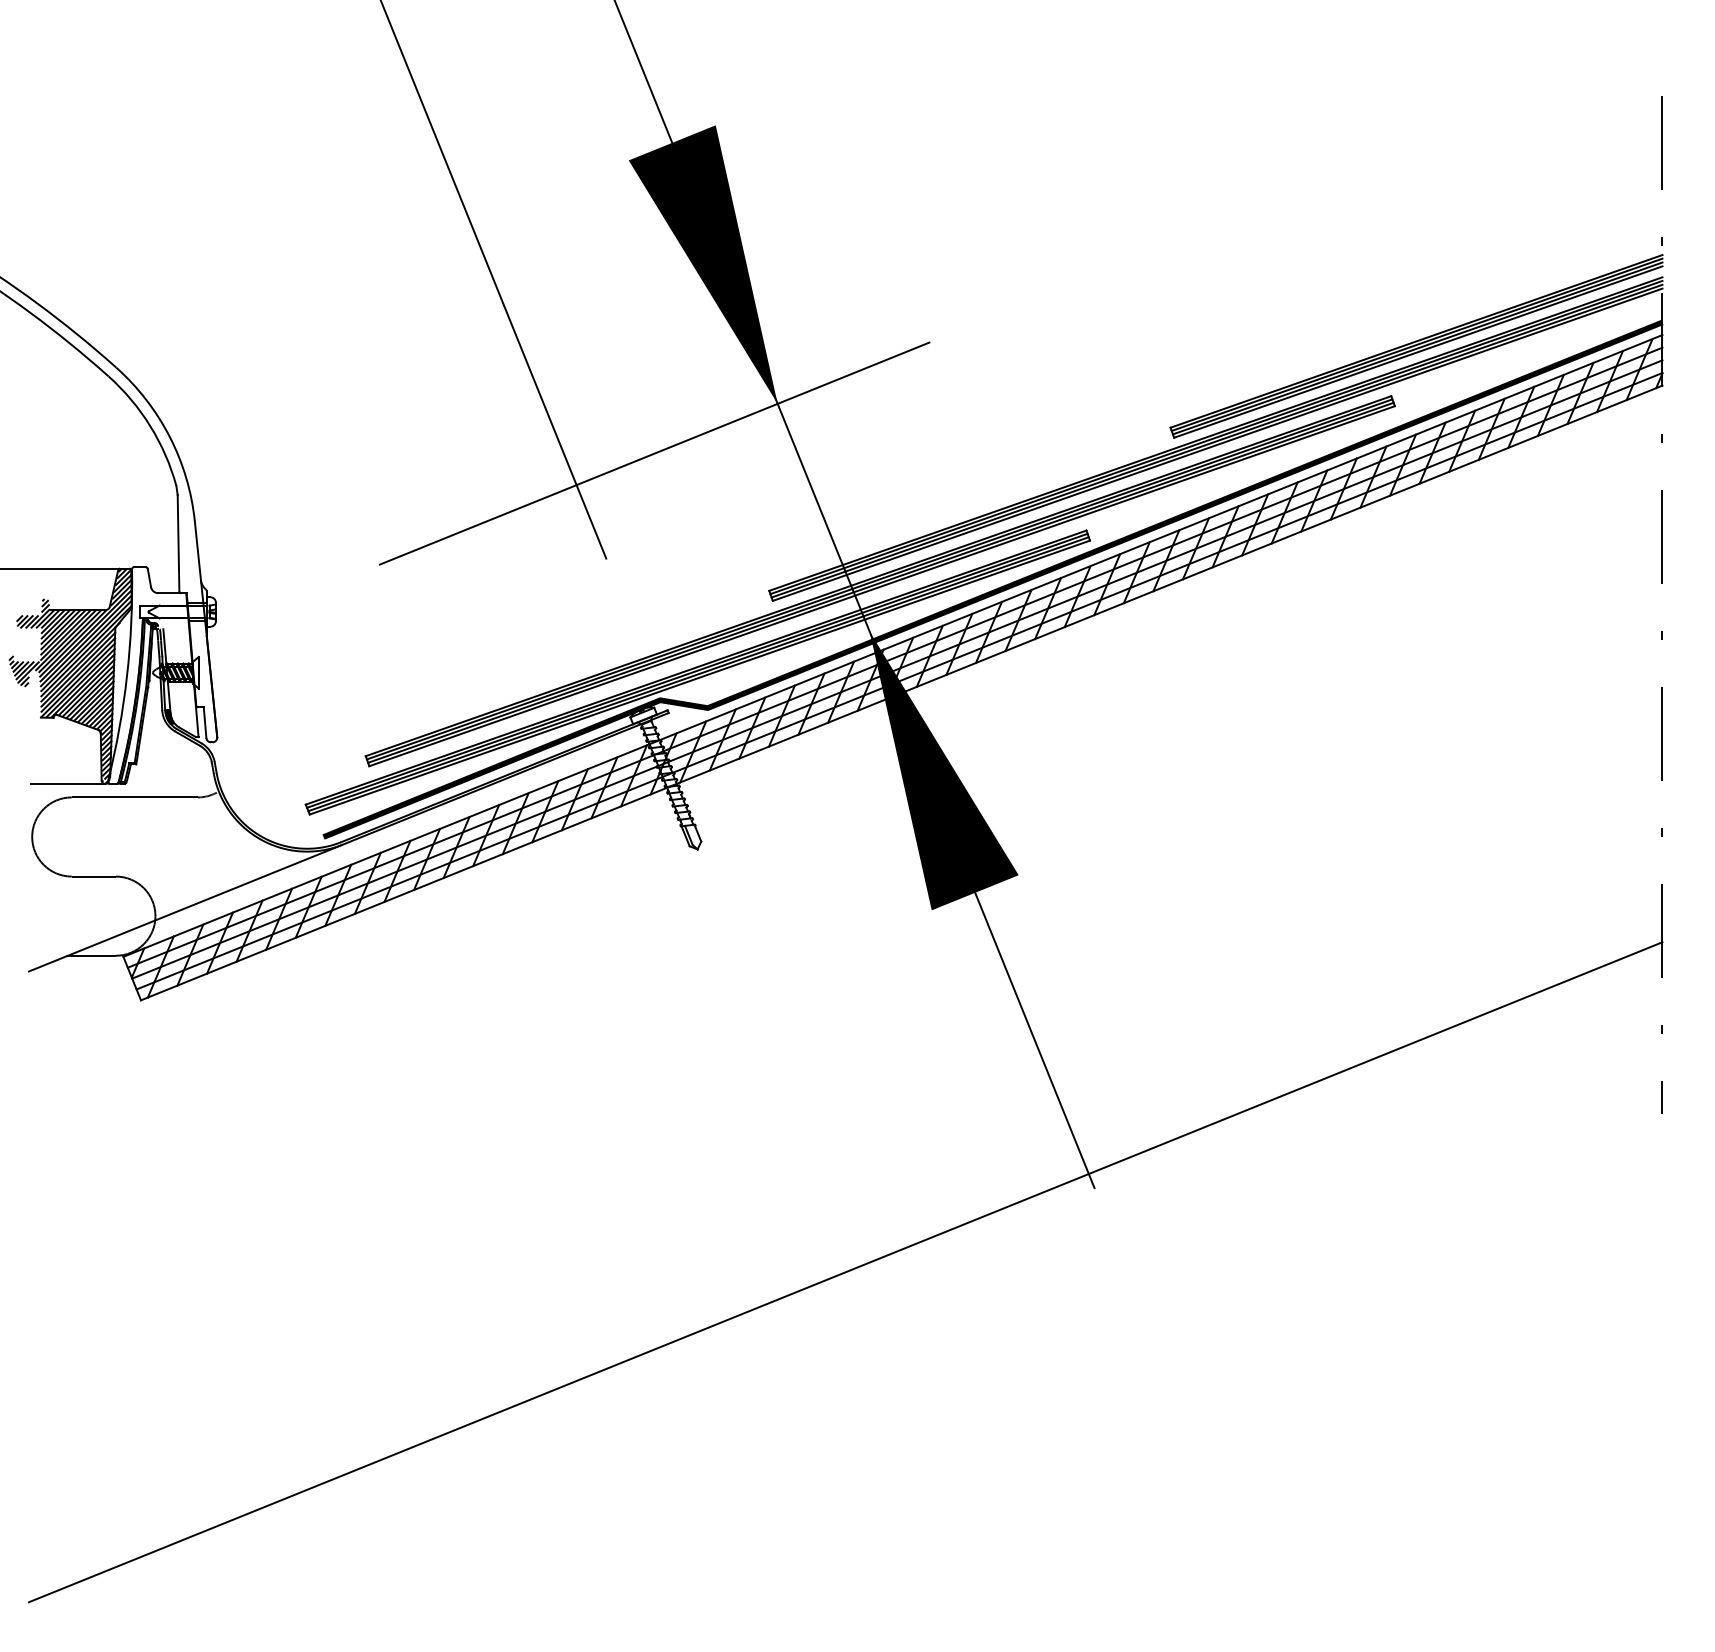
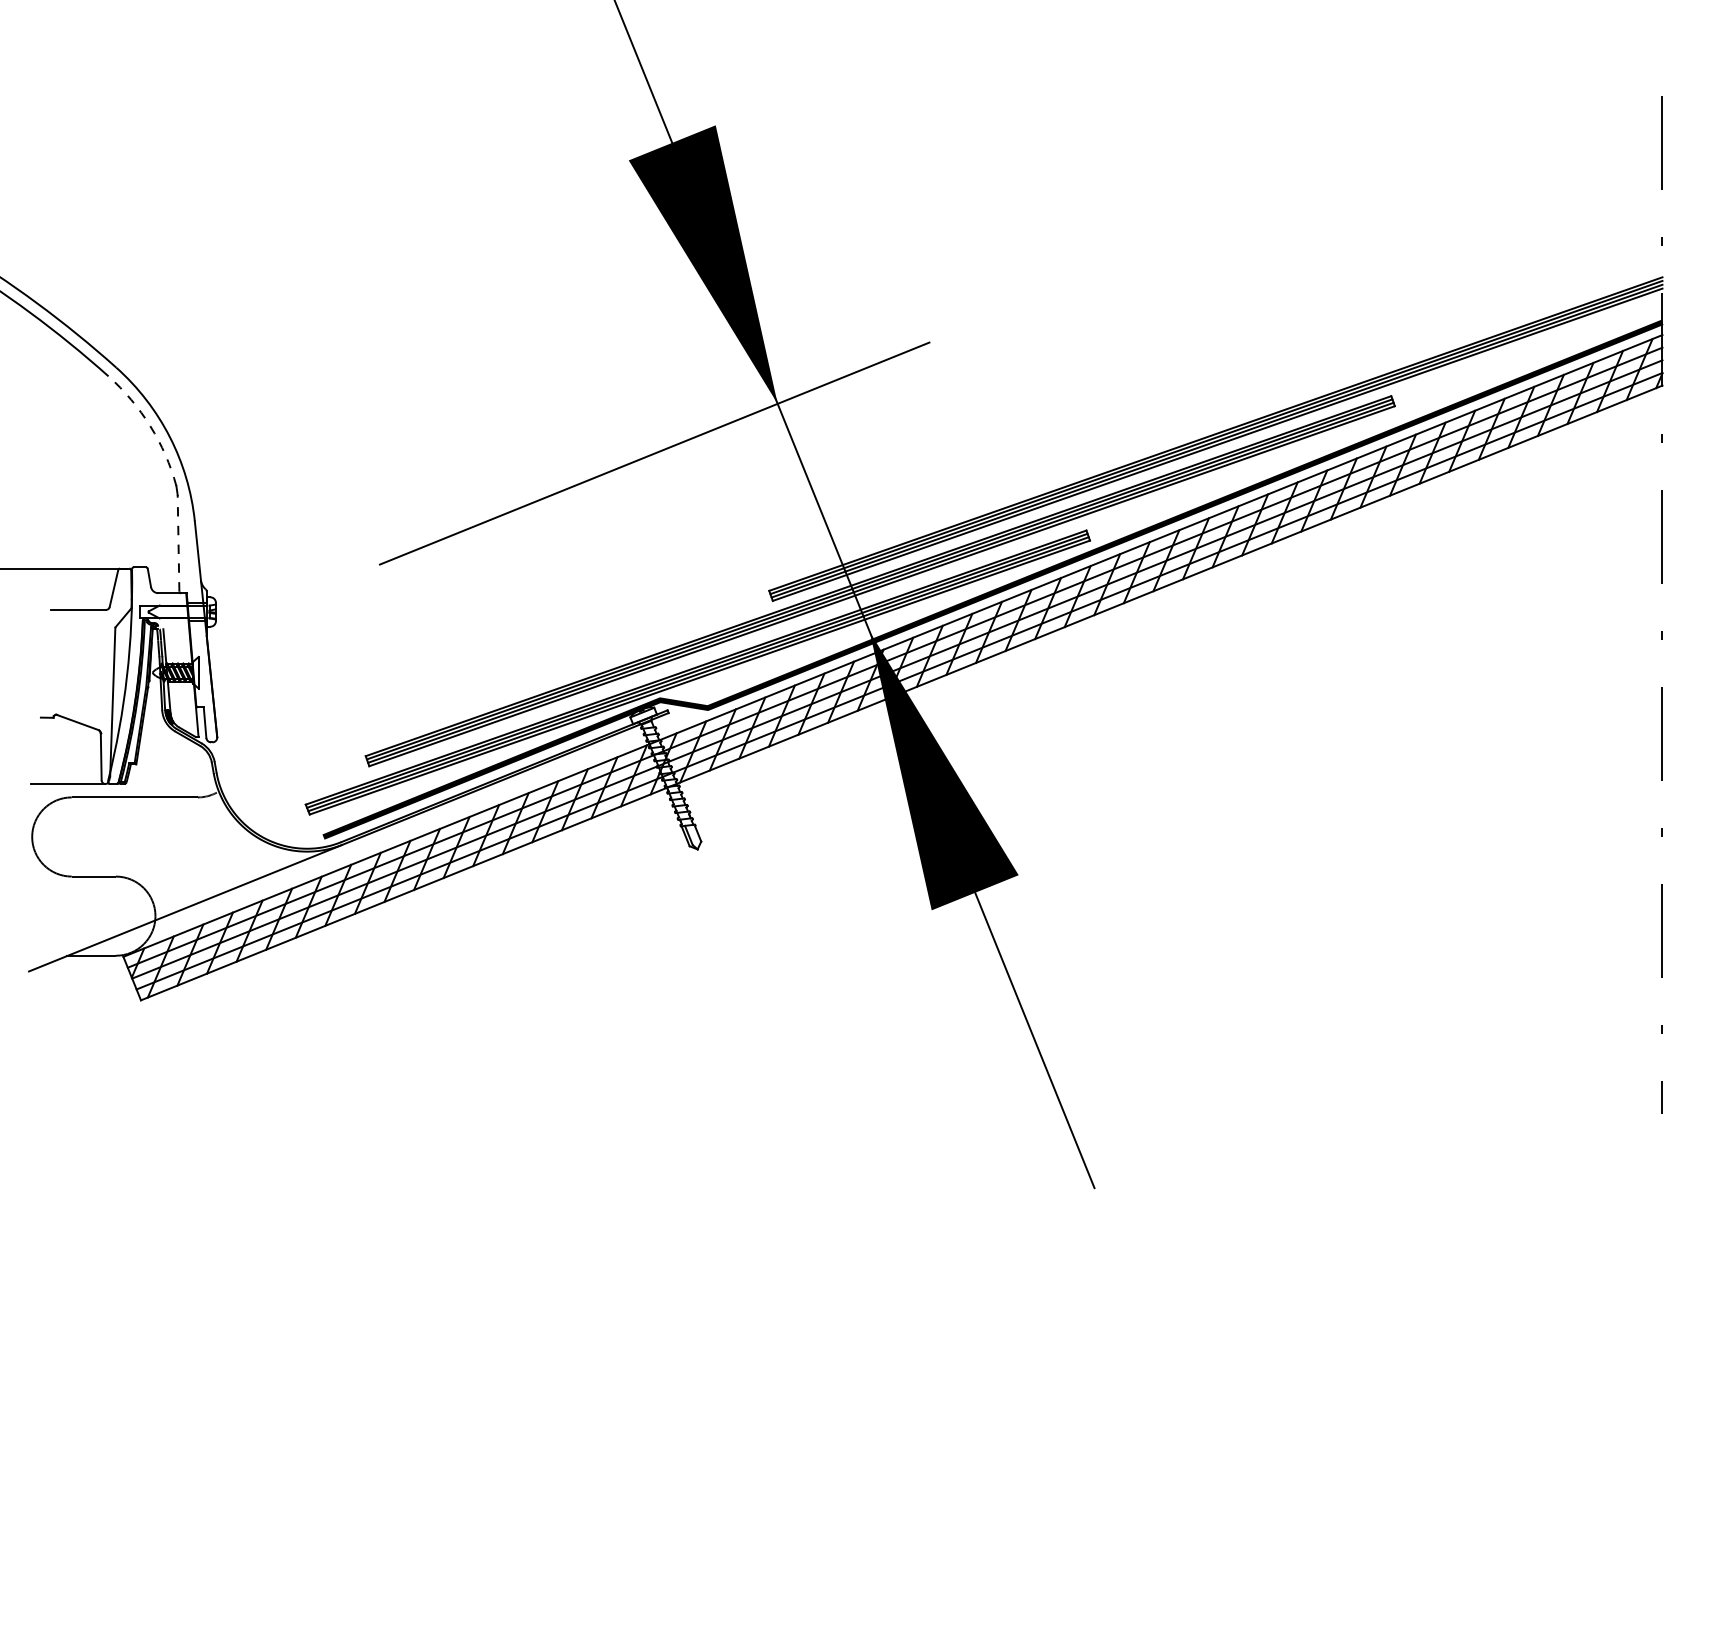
line: present -> none (493, 280)
part: present -> none (1416, 346)
arc: solid -> dashed (150, 426)
line: solid -> dashed (178, 542)
hatch: present -> none (70, 675)
line: present -> none (845, 1272)
